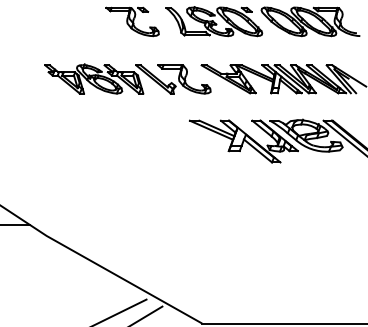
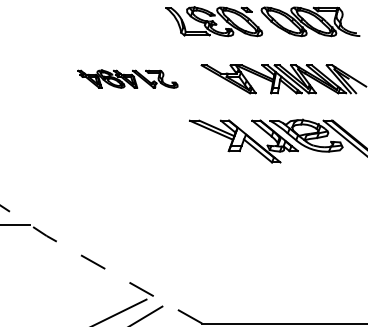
part: present -> none (132, 21)
part size: 168x32 px -> 102x20 px (127, 78)
line: solid -> dashed (99, 265)
